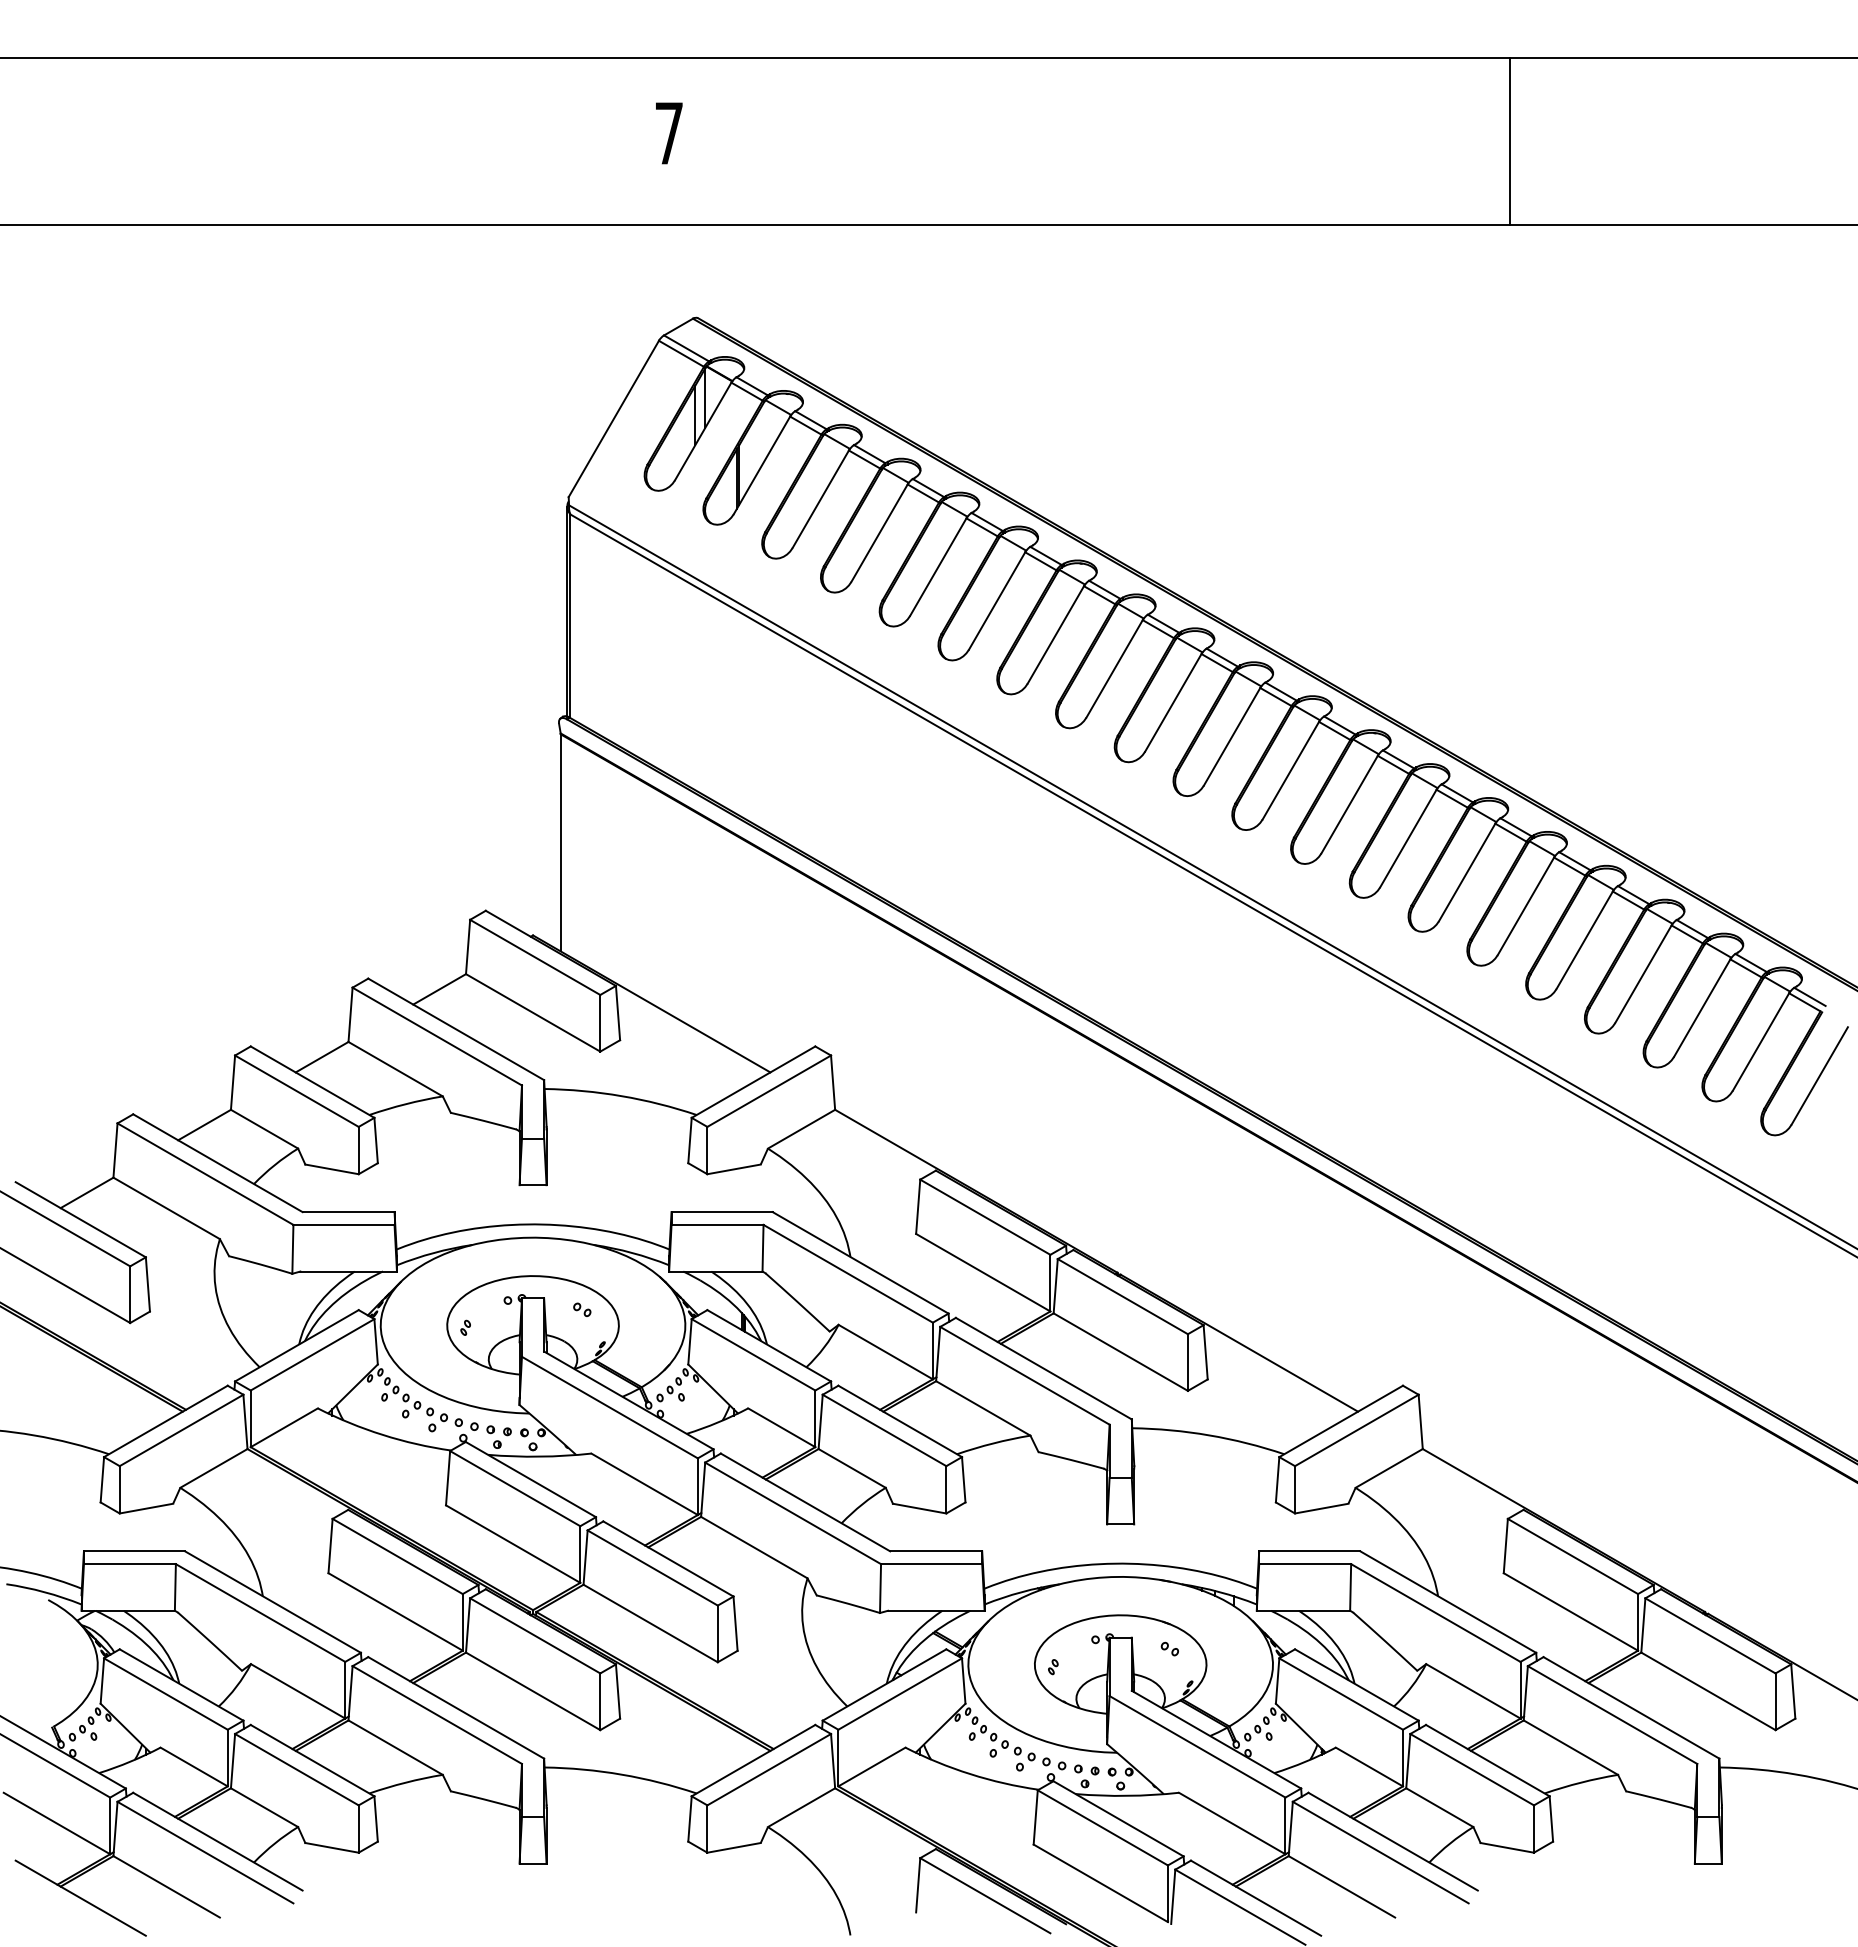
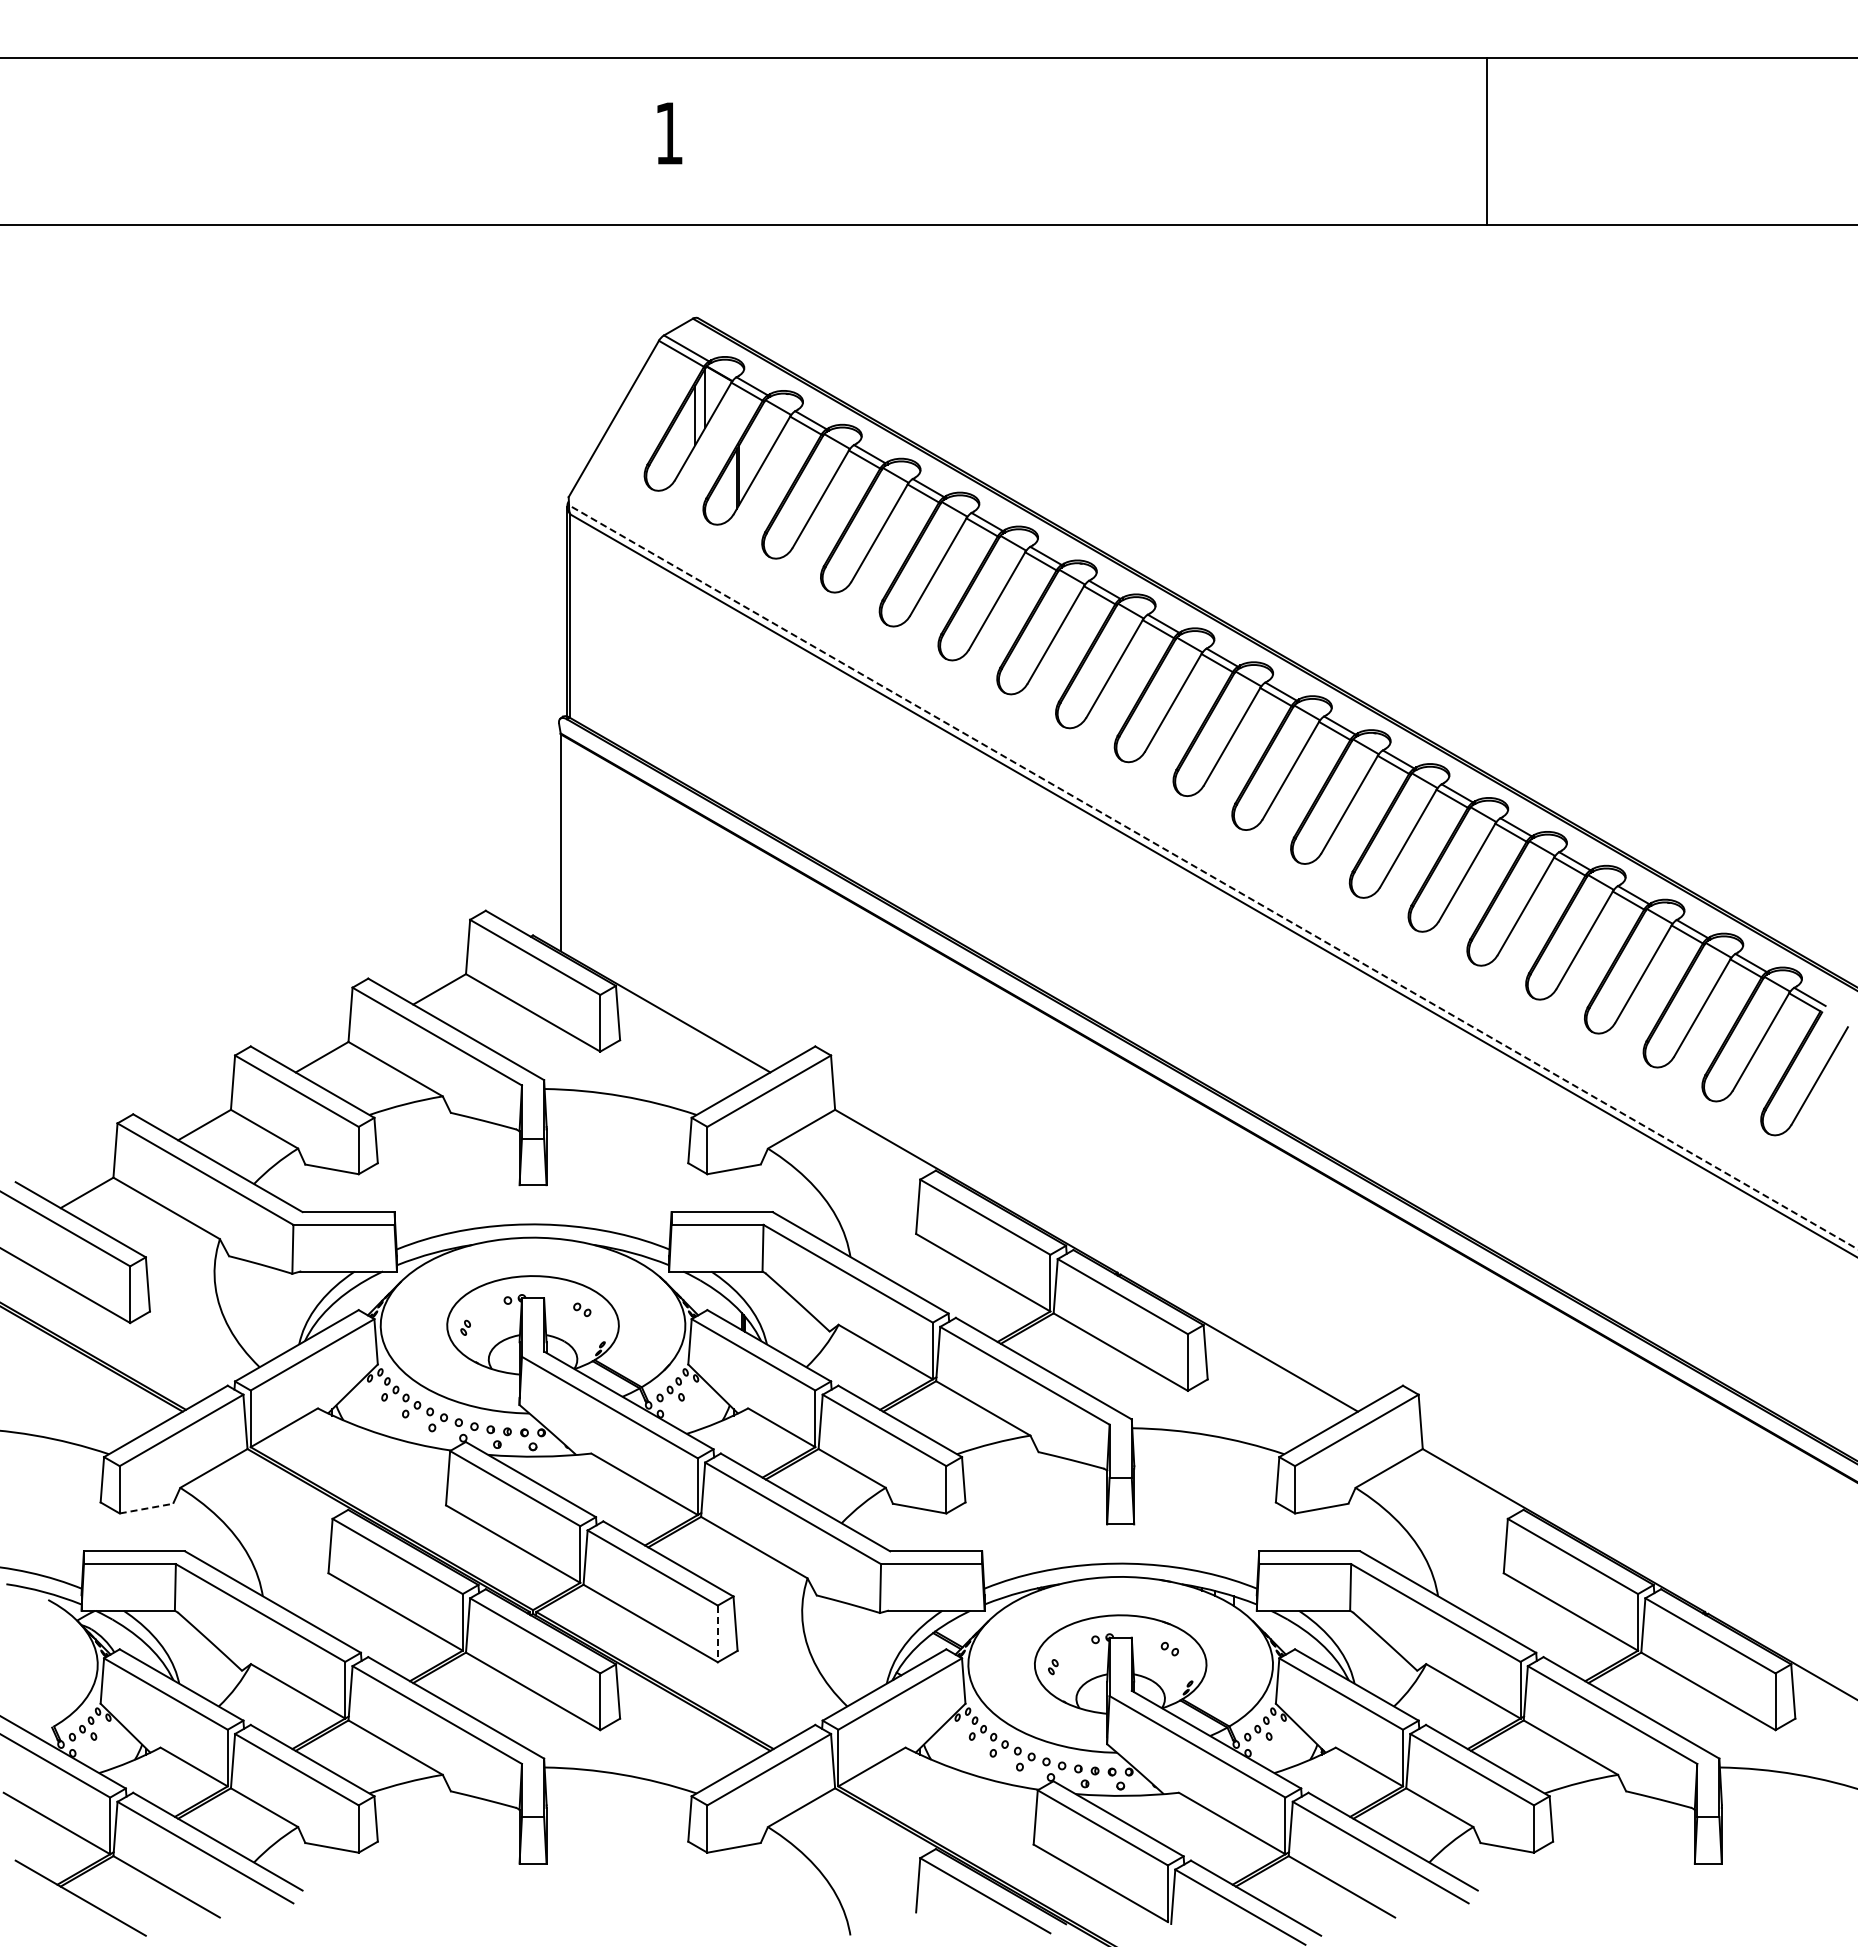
text: 7 -> 1 (669, 133)
line position: (1509, 141) -> (1486, 141) (1486, 141)
line: solid -> dashed (1213, 877)
line: solid -> dashed (146, 1508)
line: solid -> dashed (717, 1634)
